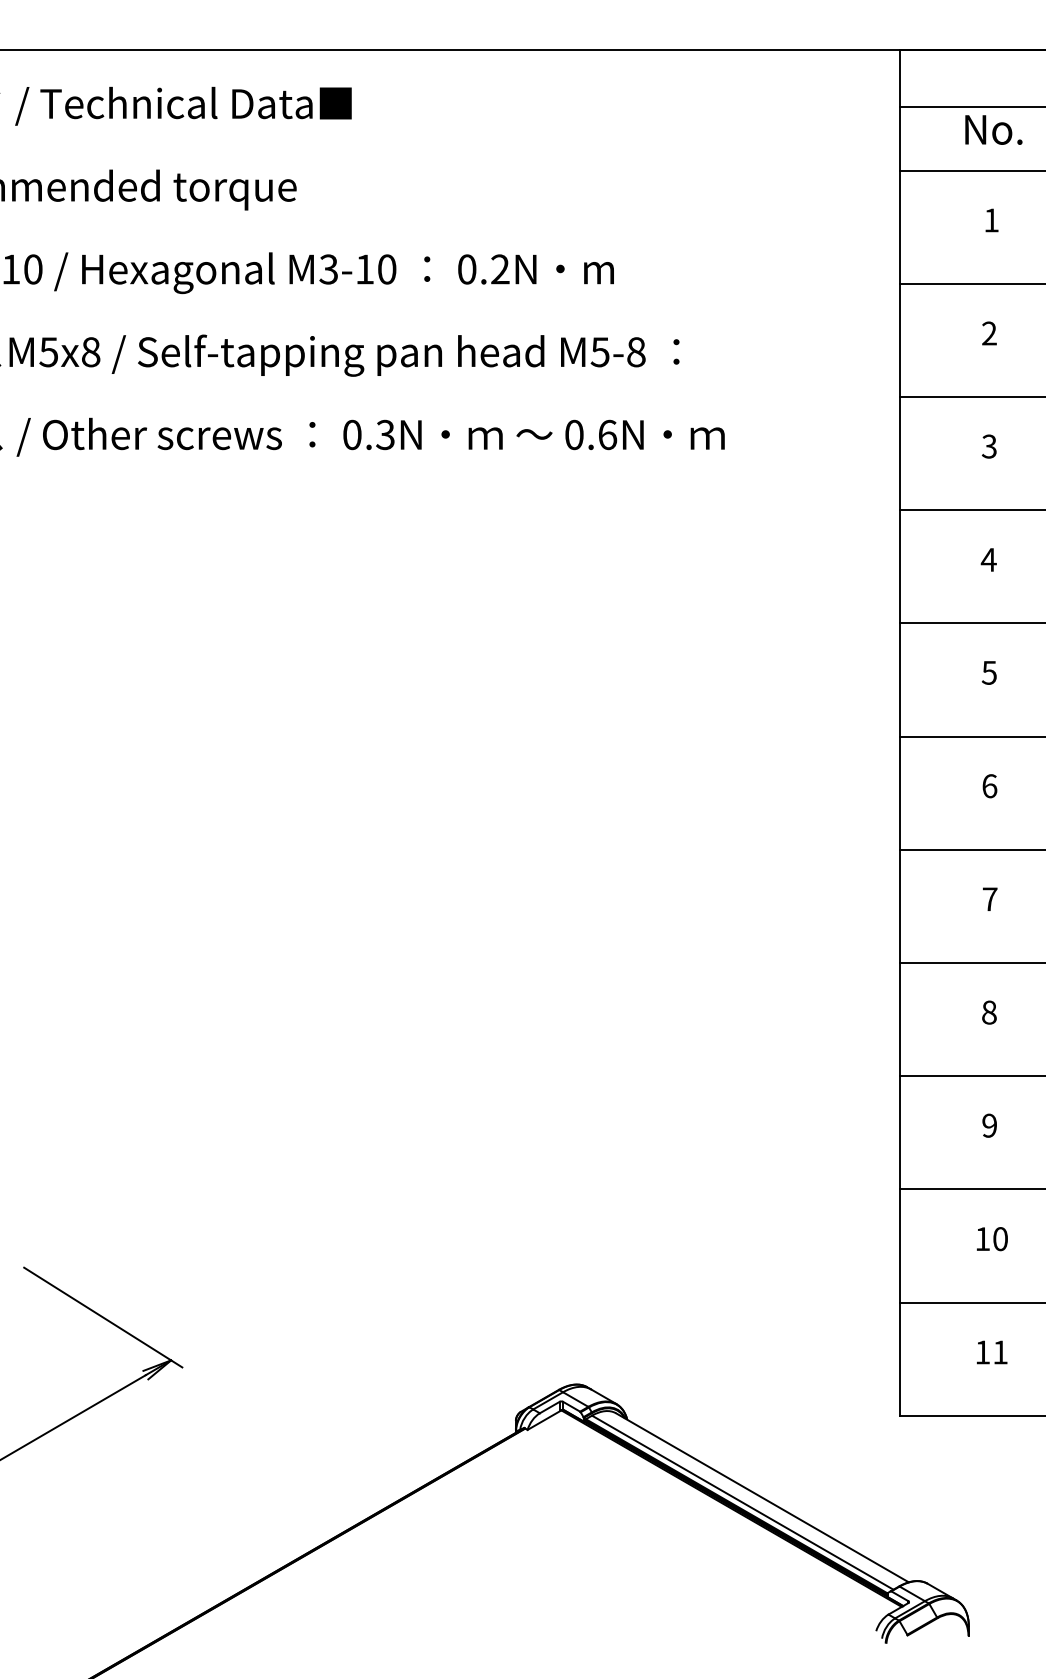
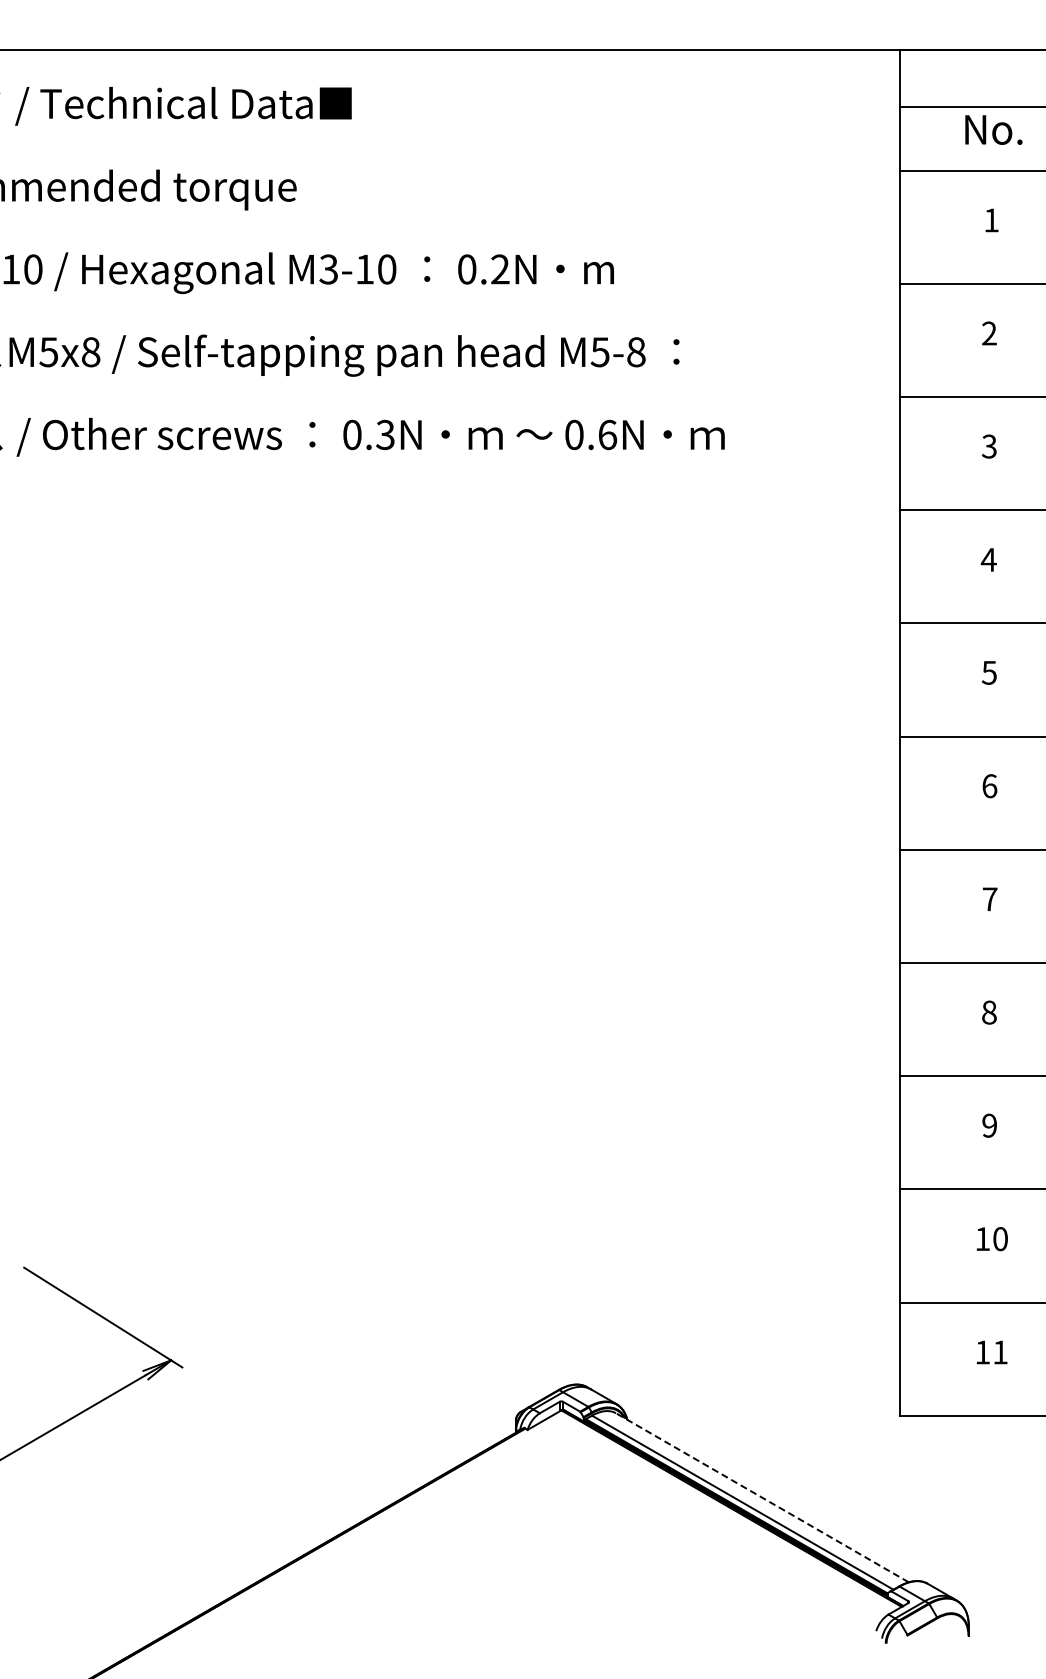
line: solid -> dashed (762, 1497)
